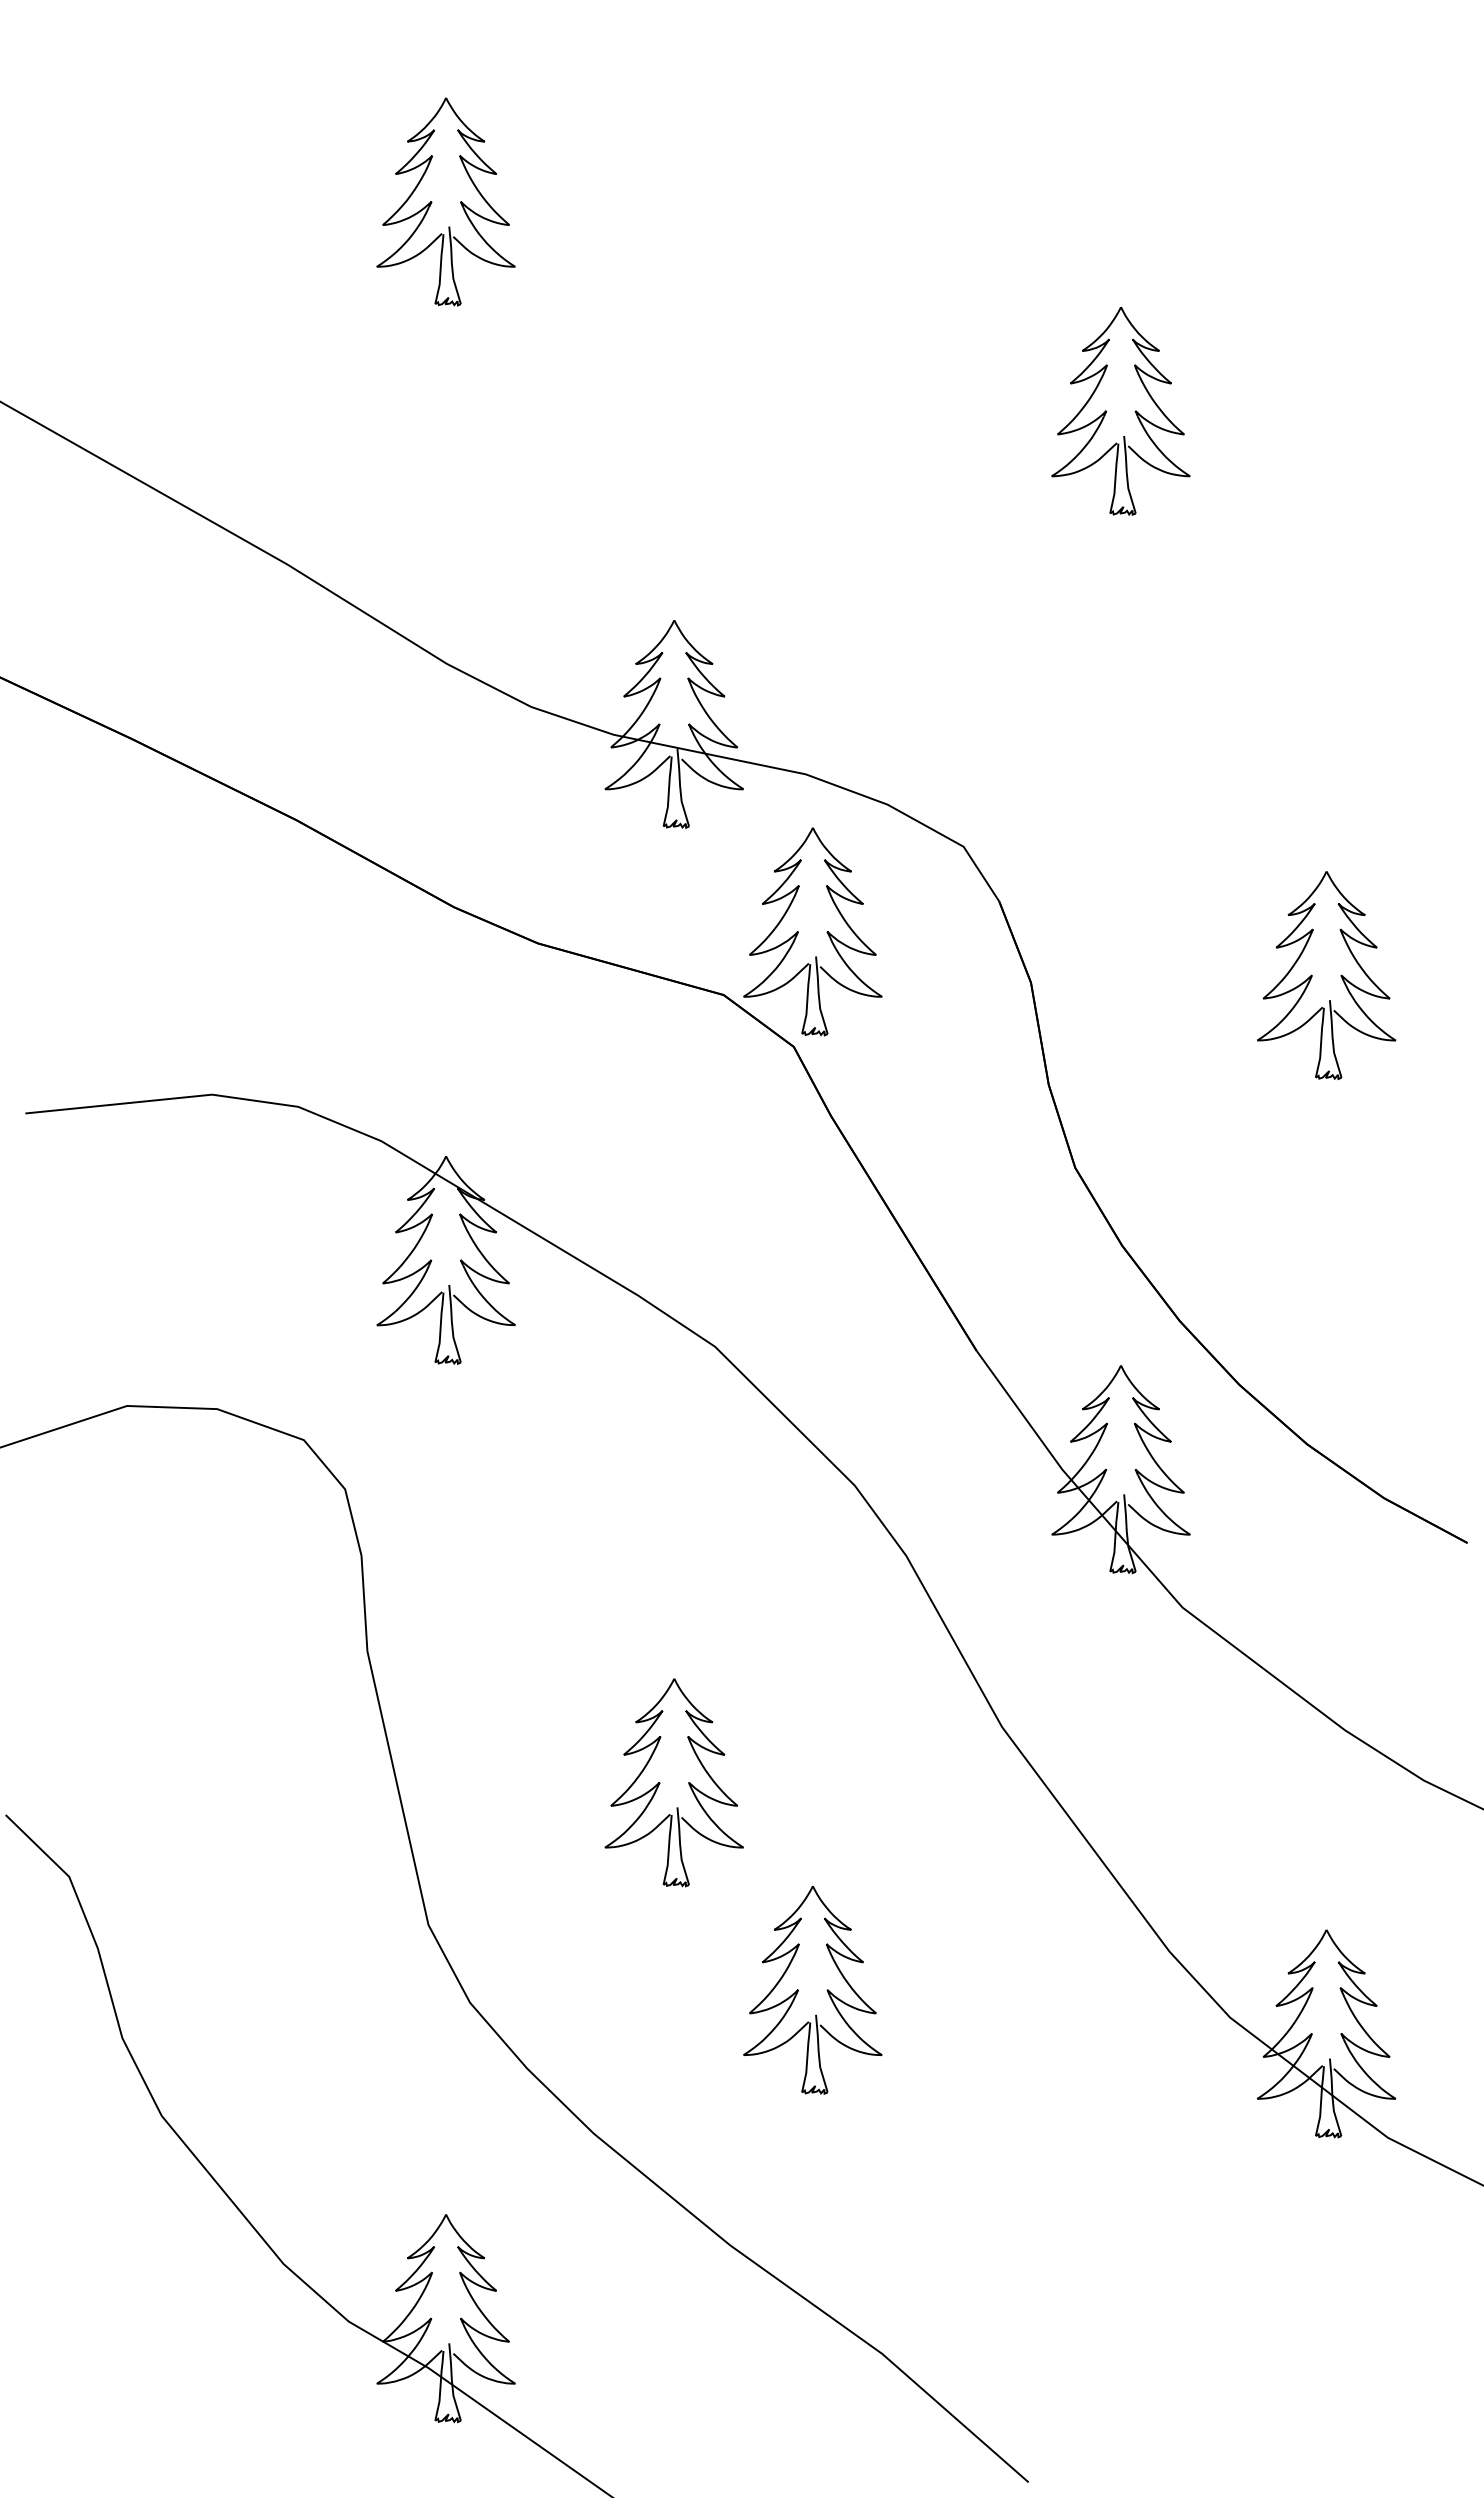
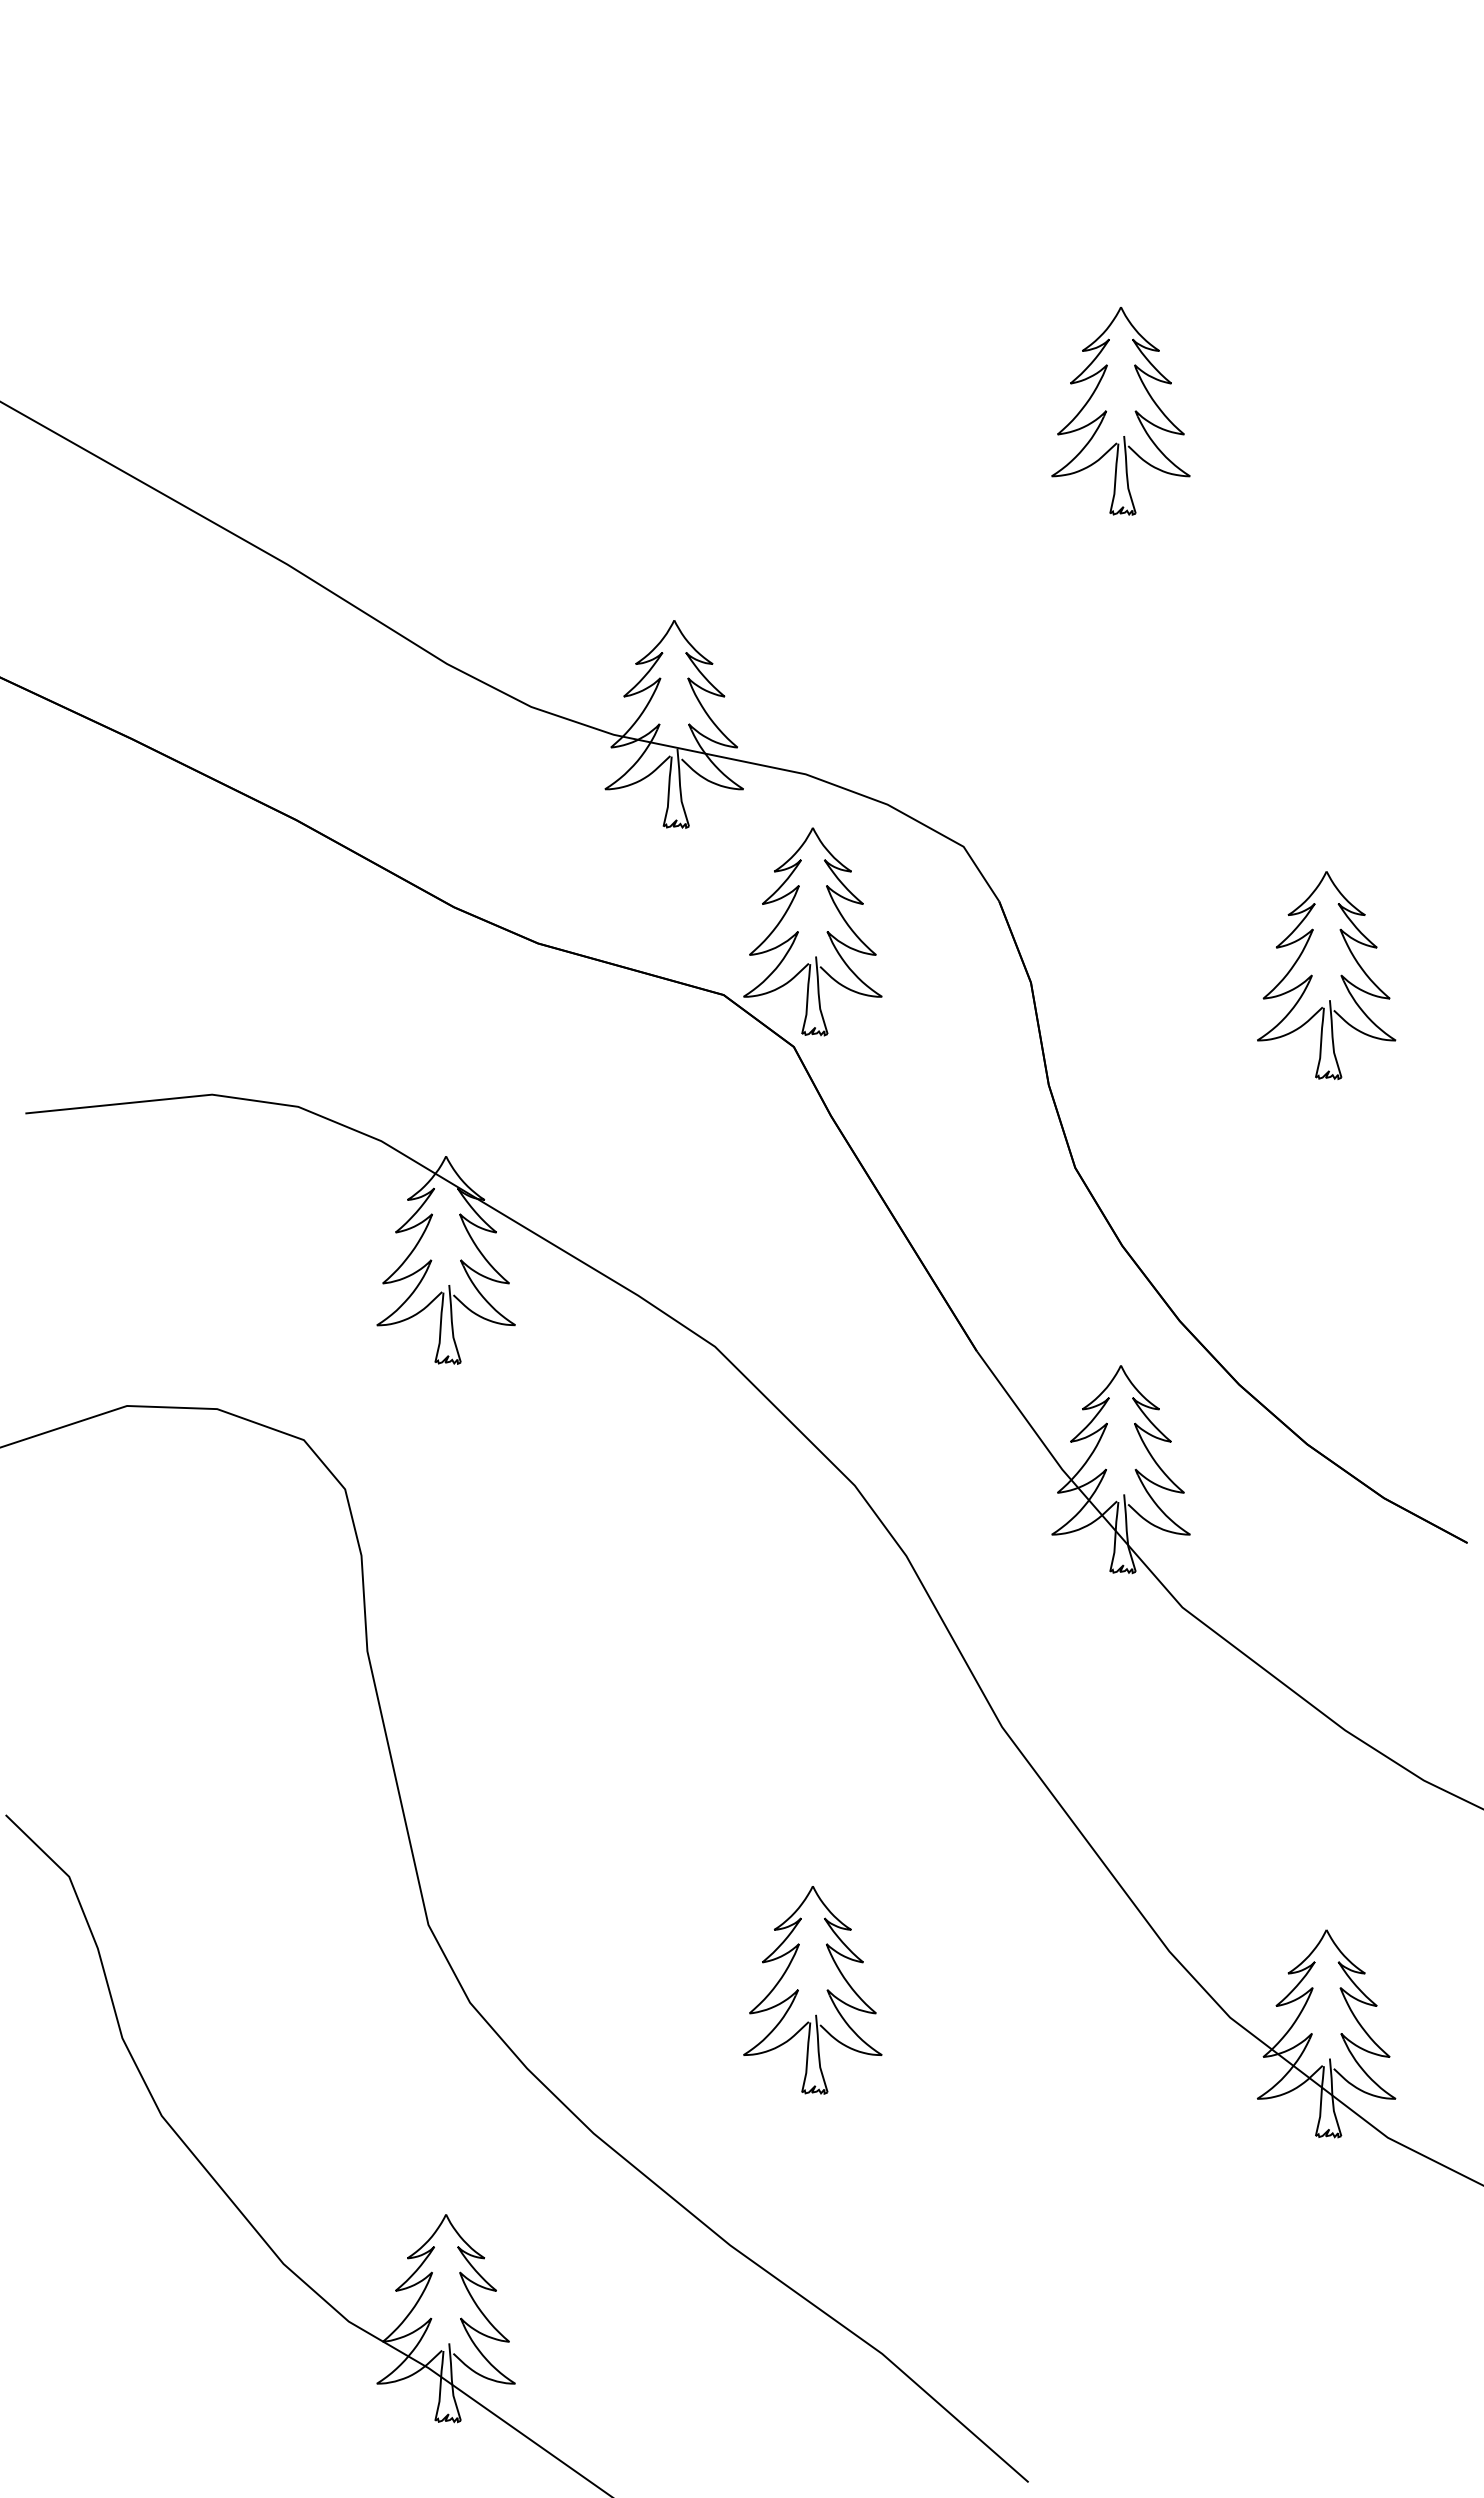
part: present -> none (432, 202)
part: present -> none (660, 1782)
